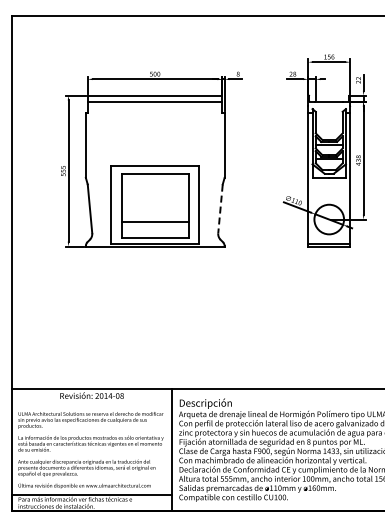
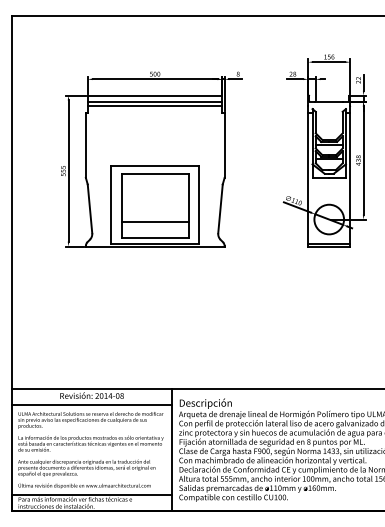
line: none -> present (154, 106)
line: dashed -> solid (220, 209)
line: none -> present (91, 404)
